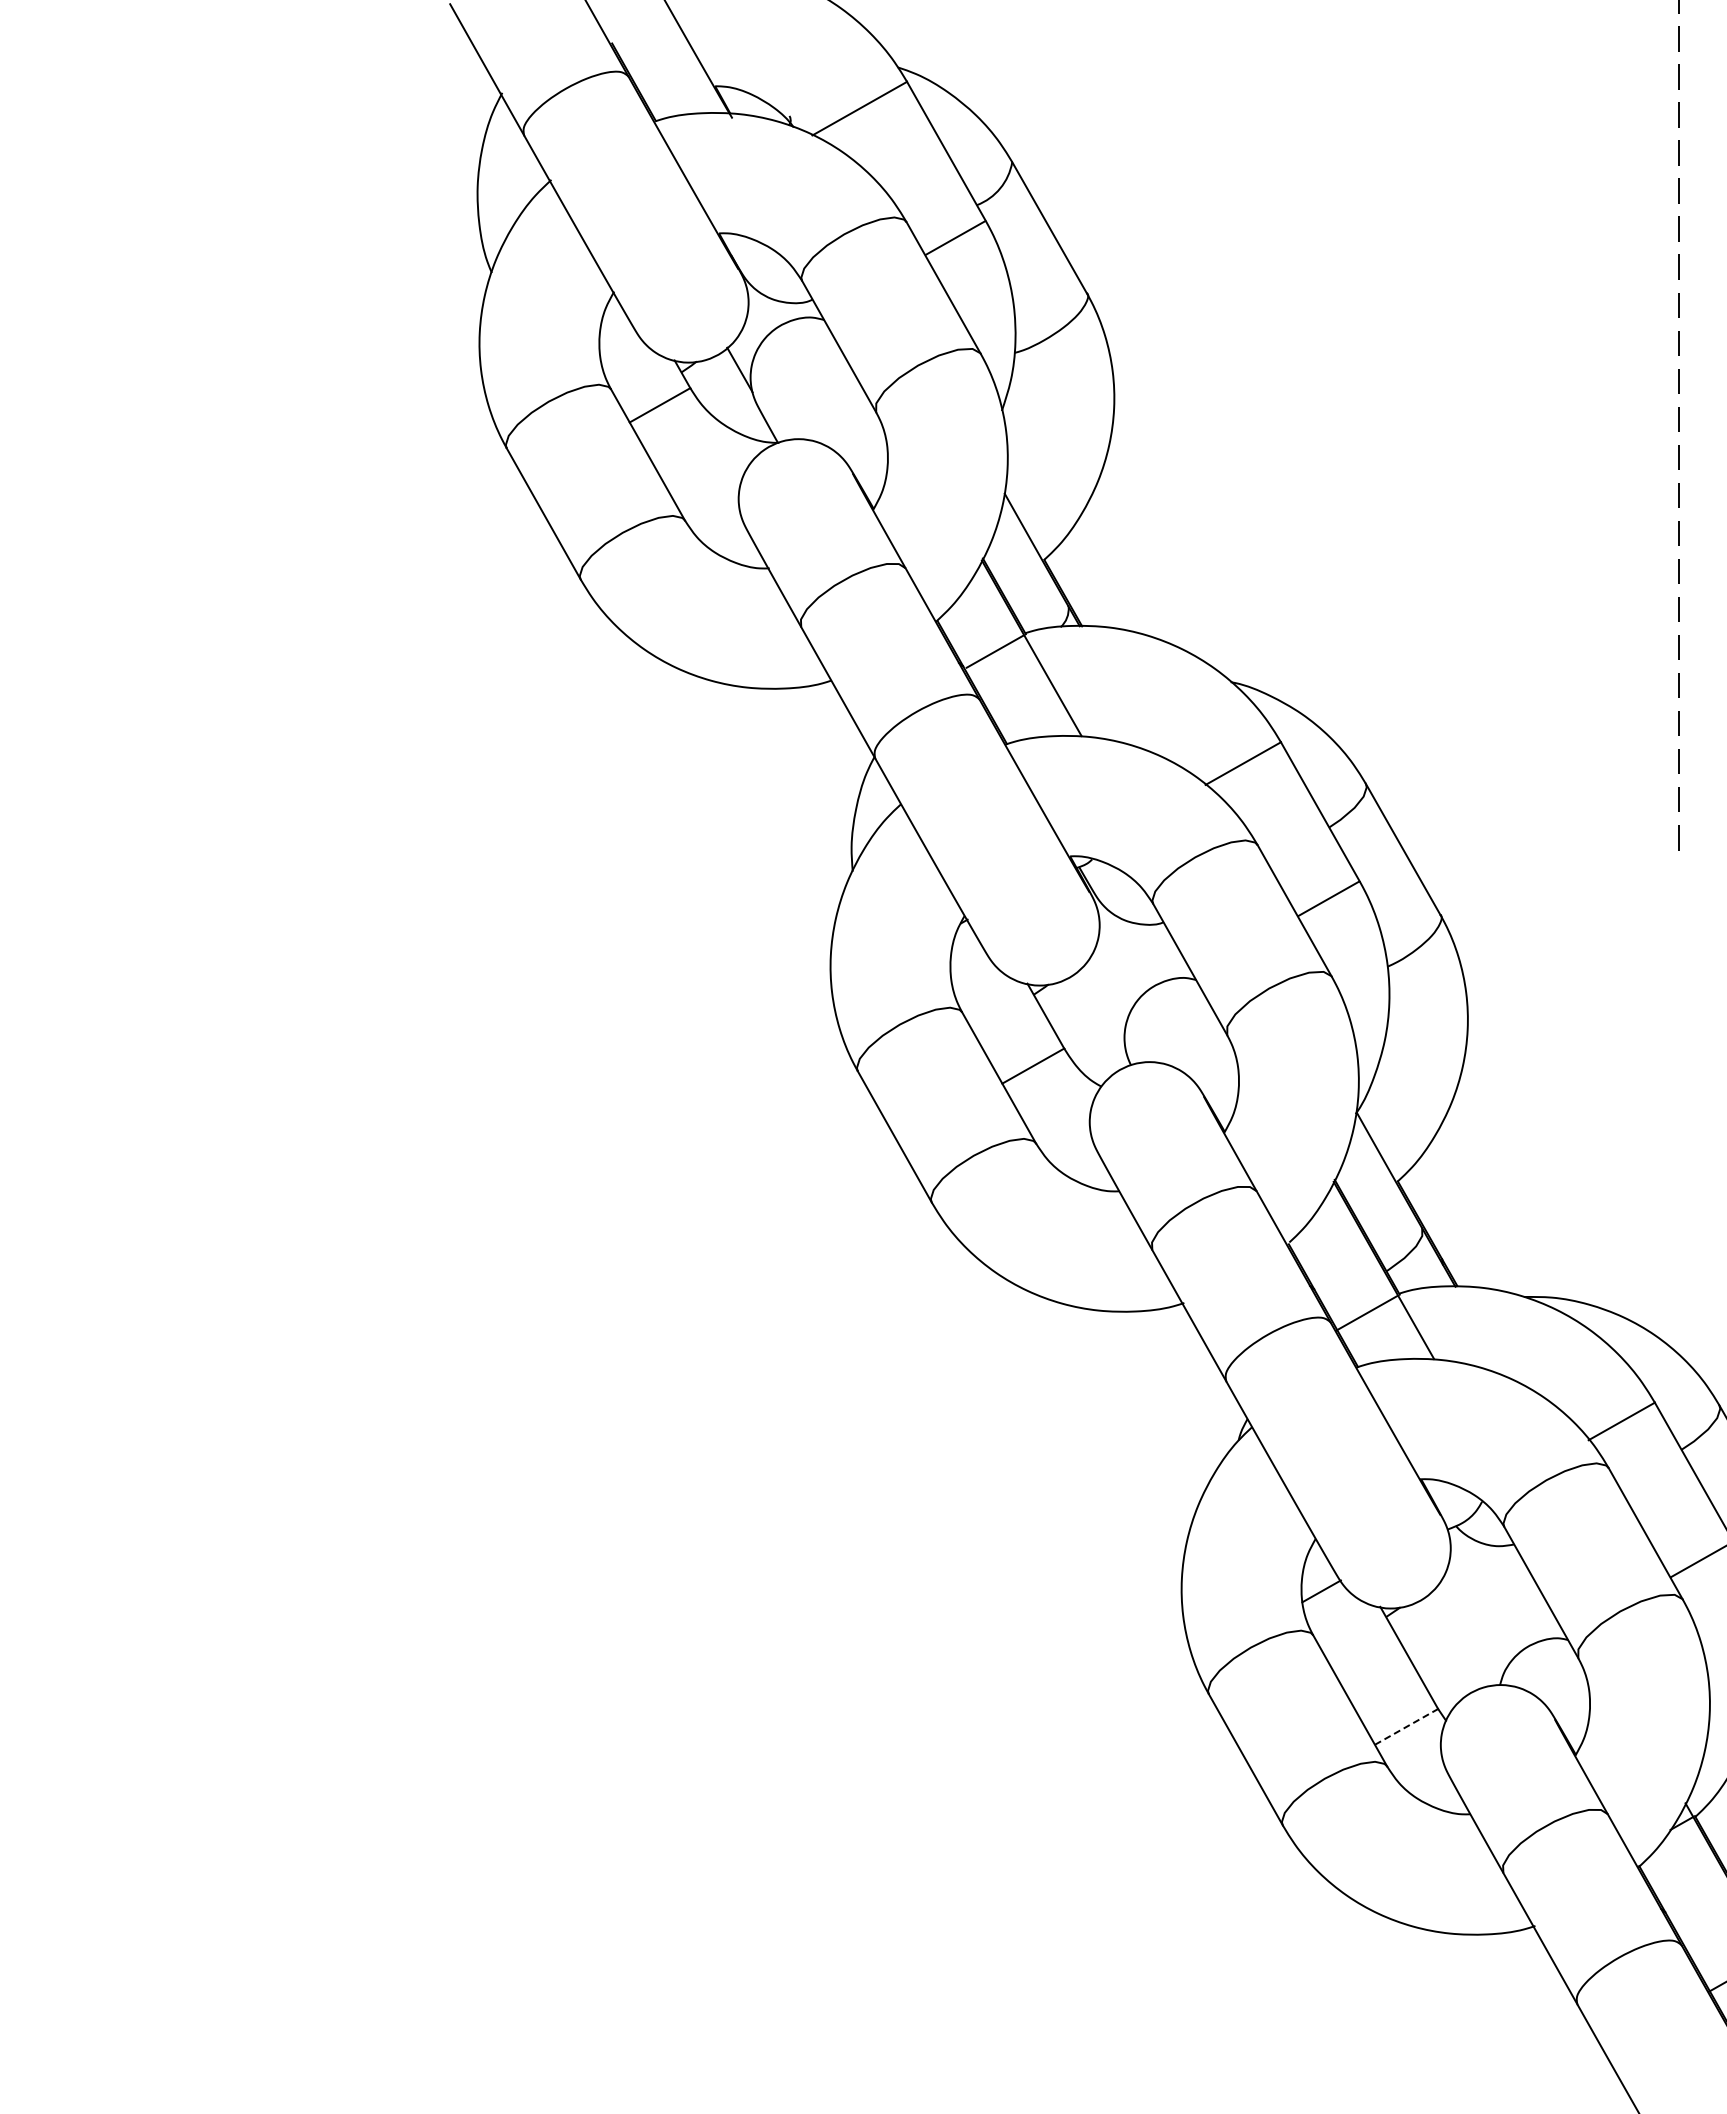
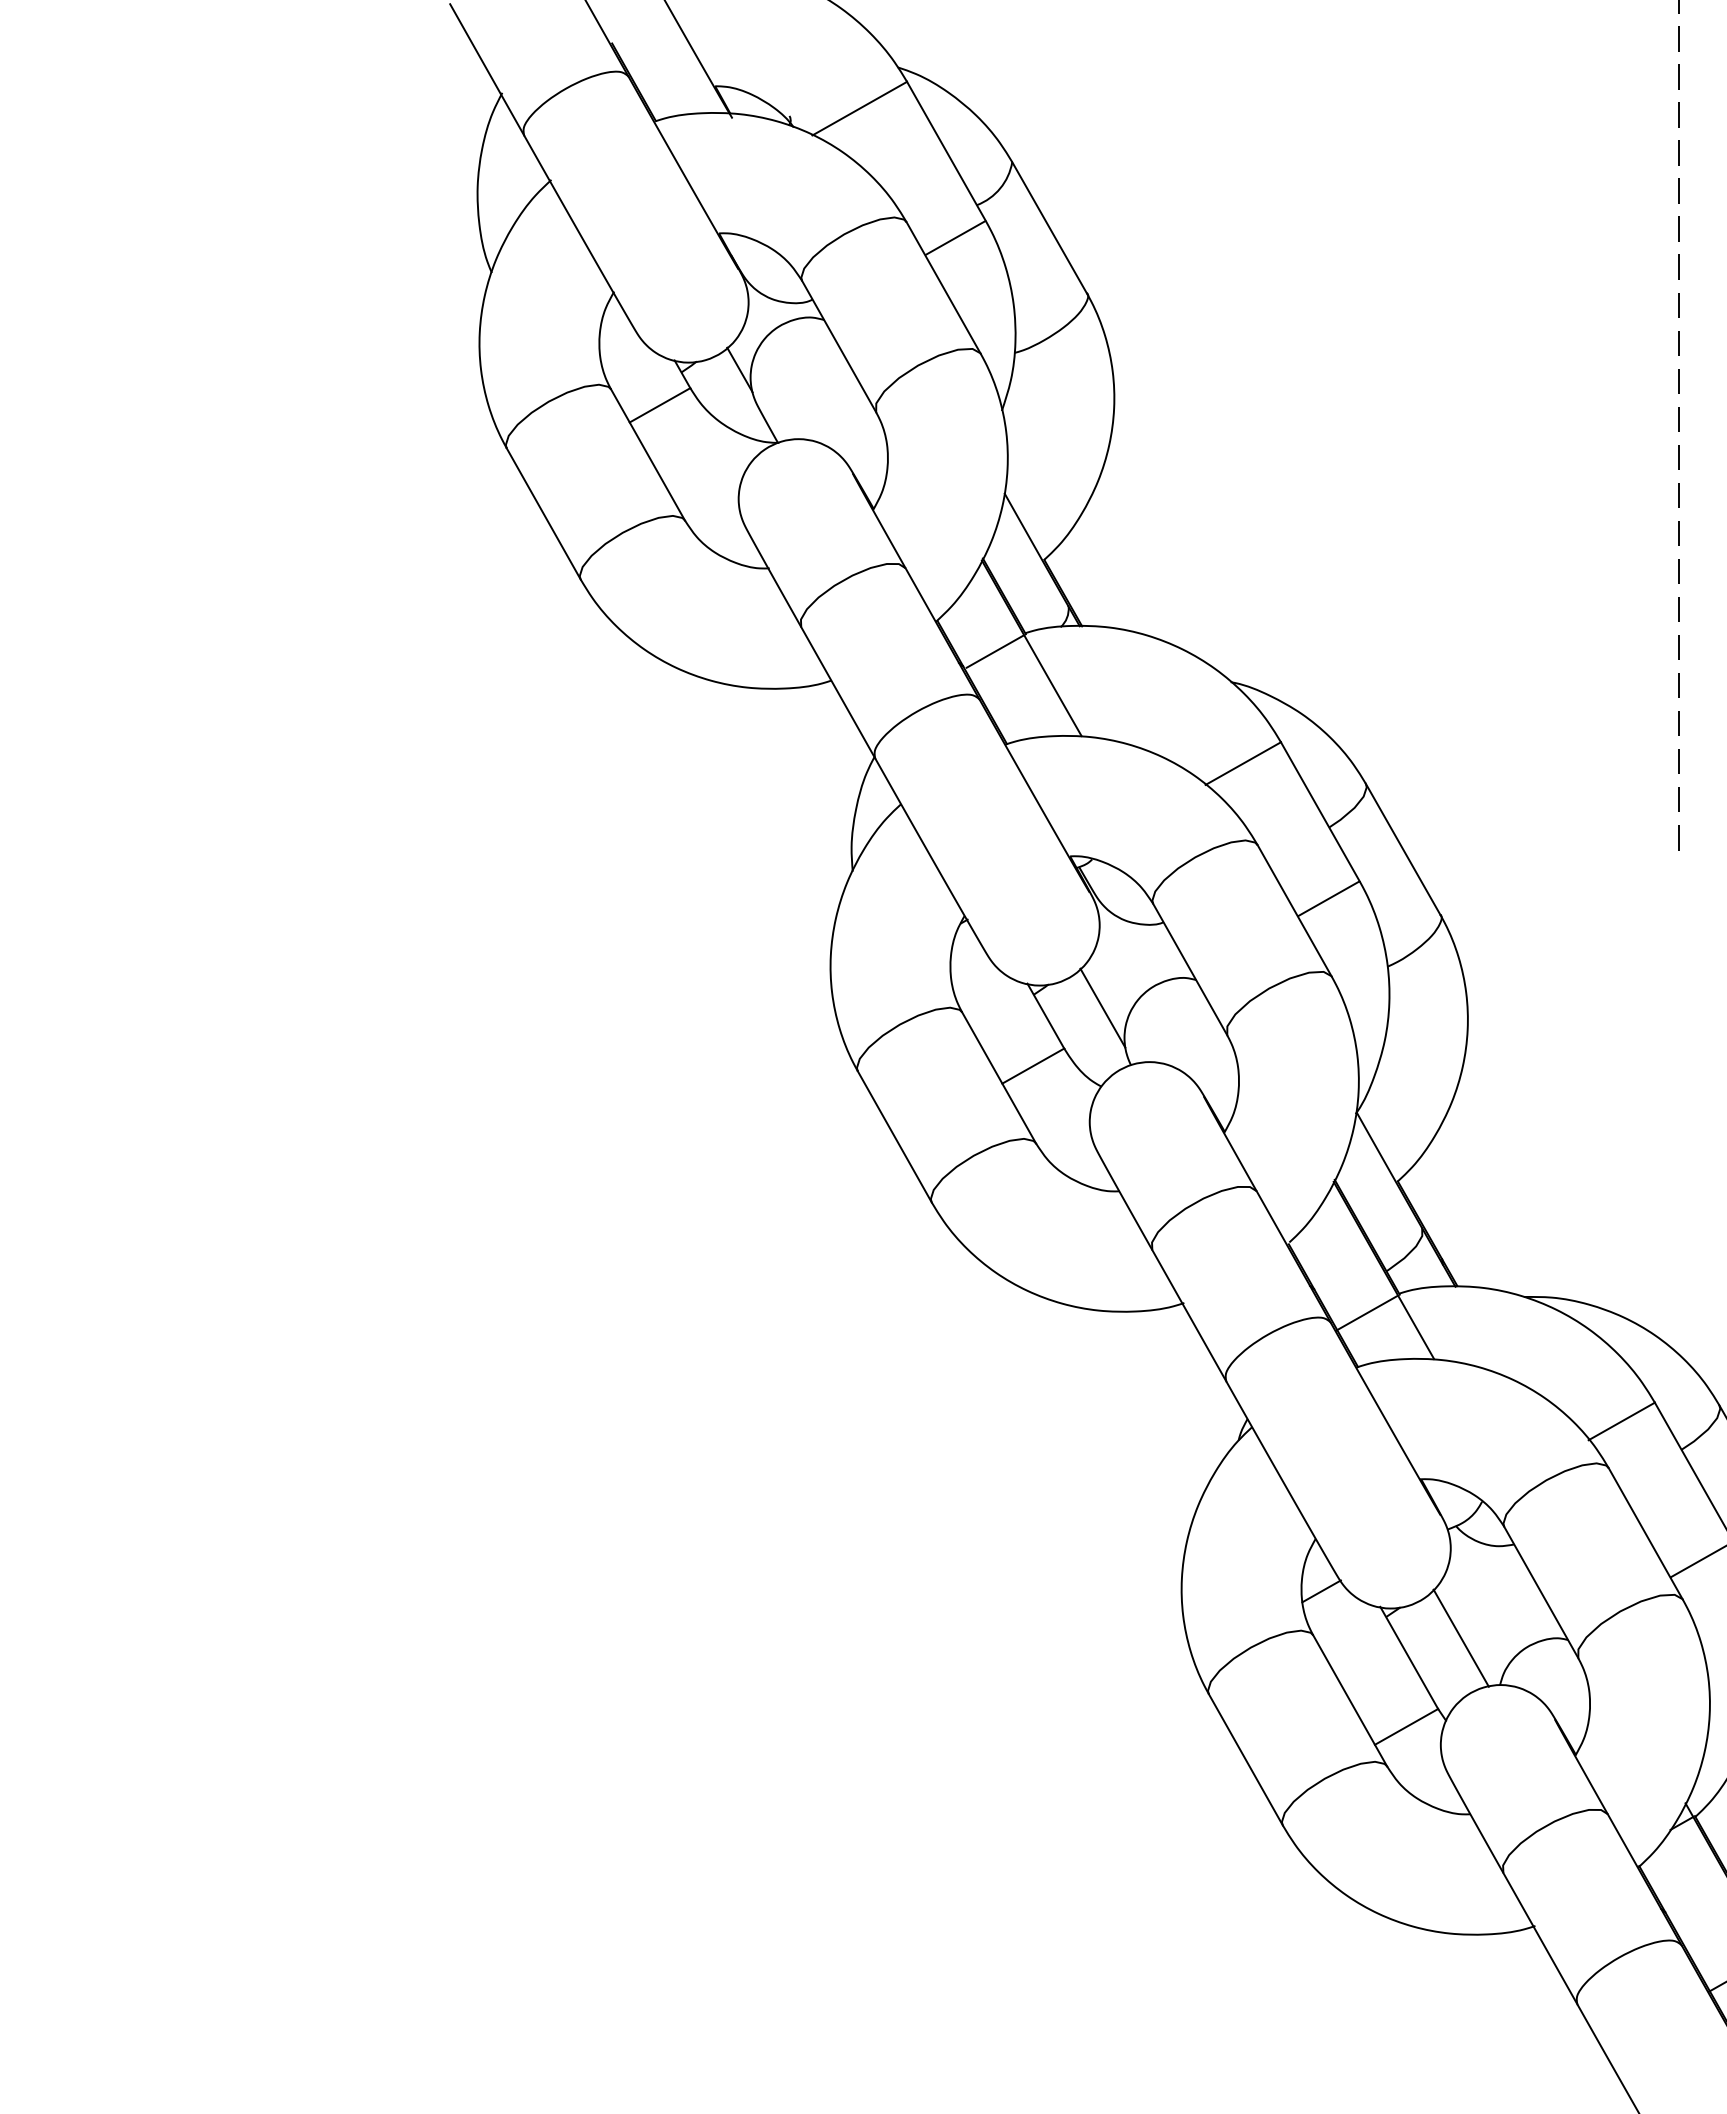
line: none -> present (1102, 1007)
line: none -> present (1460, 1637)
line: dashed -> solid (1406, 1726)
